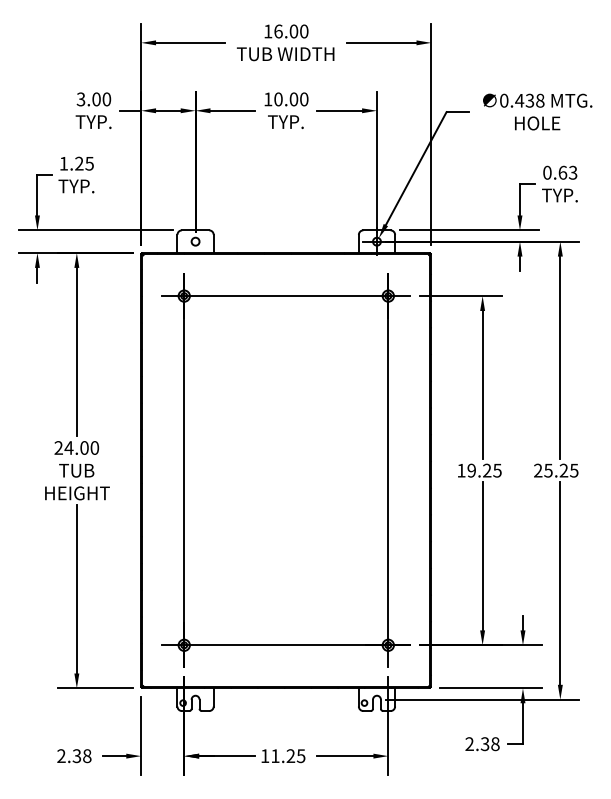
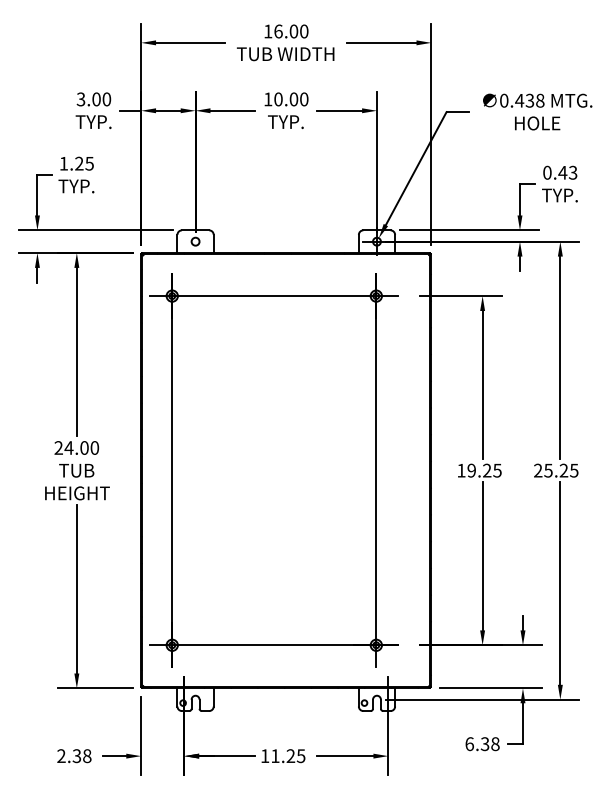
text: 0.63 -> 0.43 (562, 172)
part position: (285, 470) -> (273, 470) (273, 470)
text: 2.38 -> 6.38 (469, 744)
